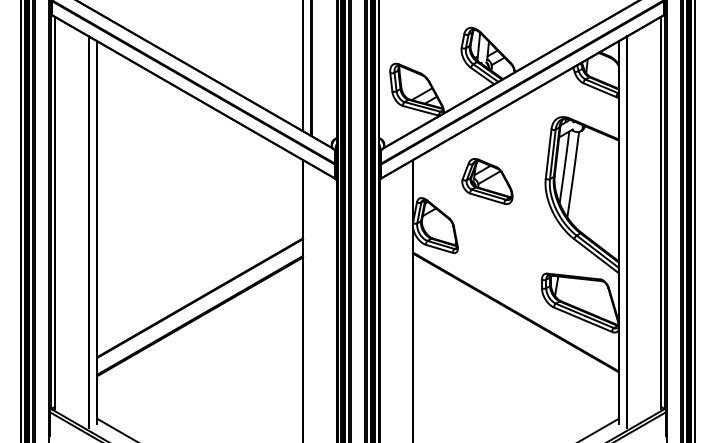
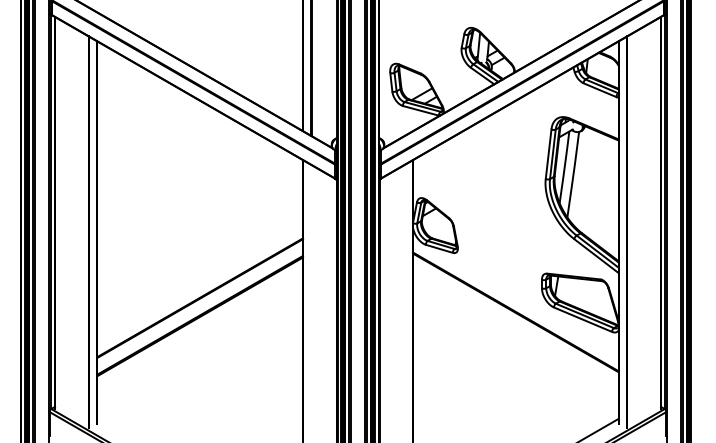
part: present -> none (487, 181)
line: present -> none (694, 220)
line: present -> none (115, 428)
